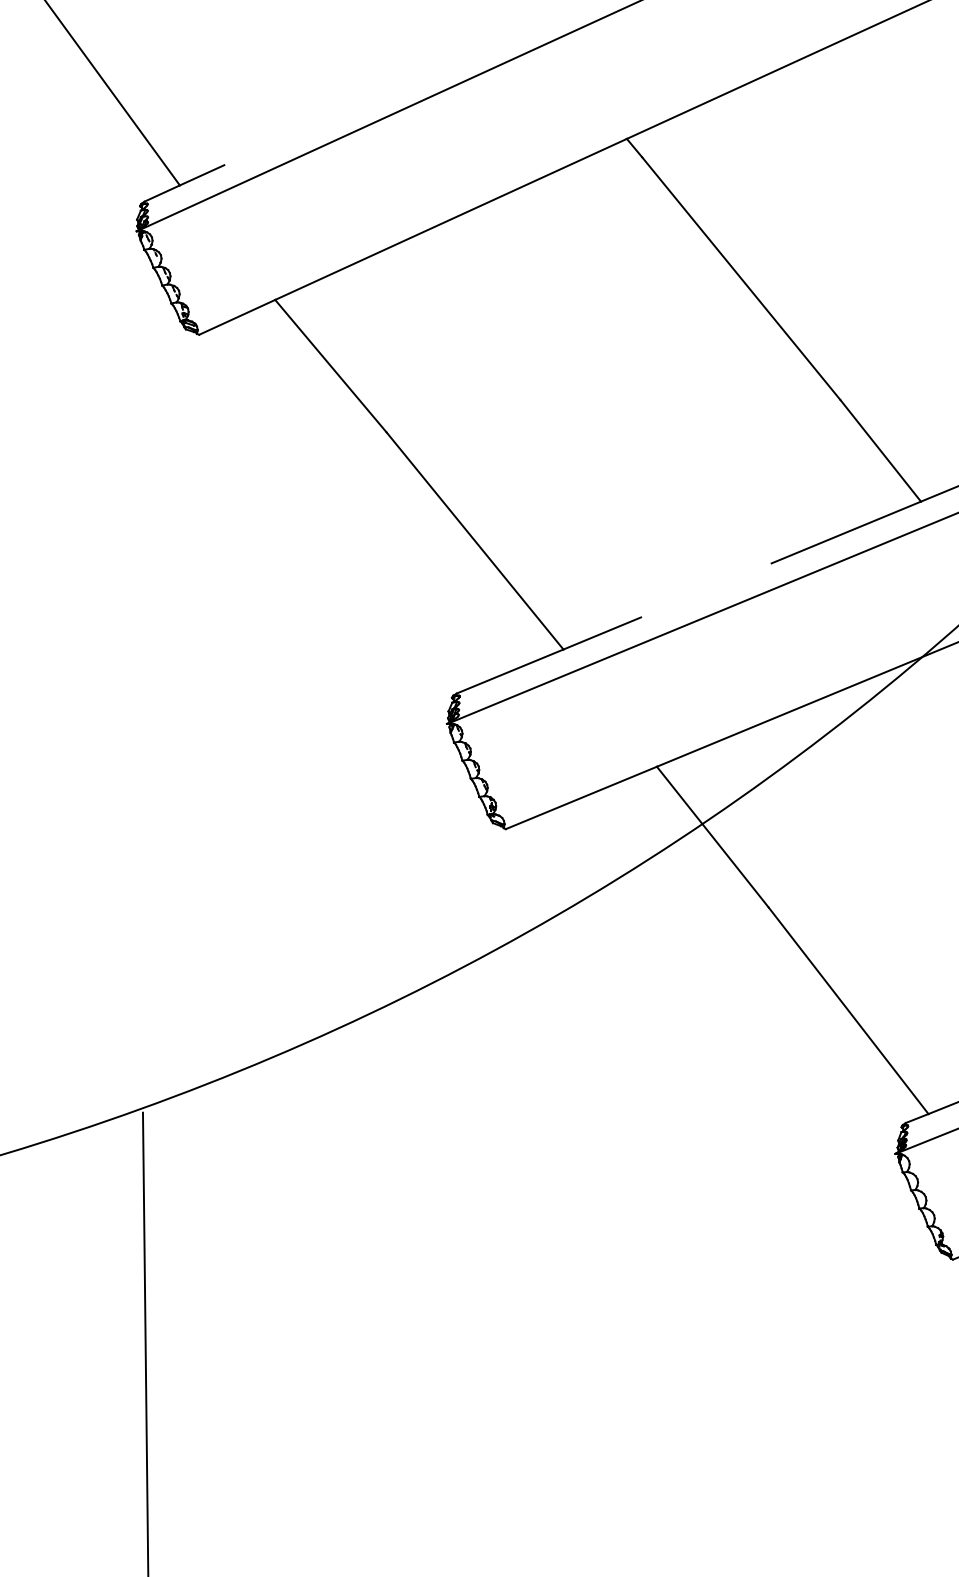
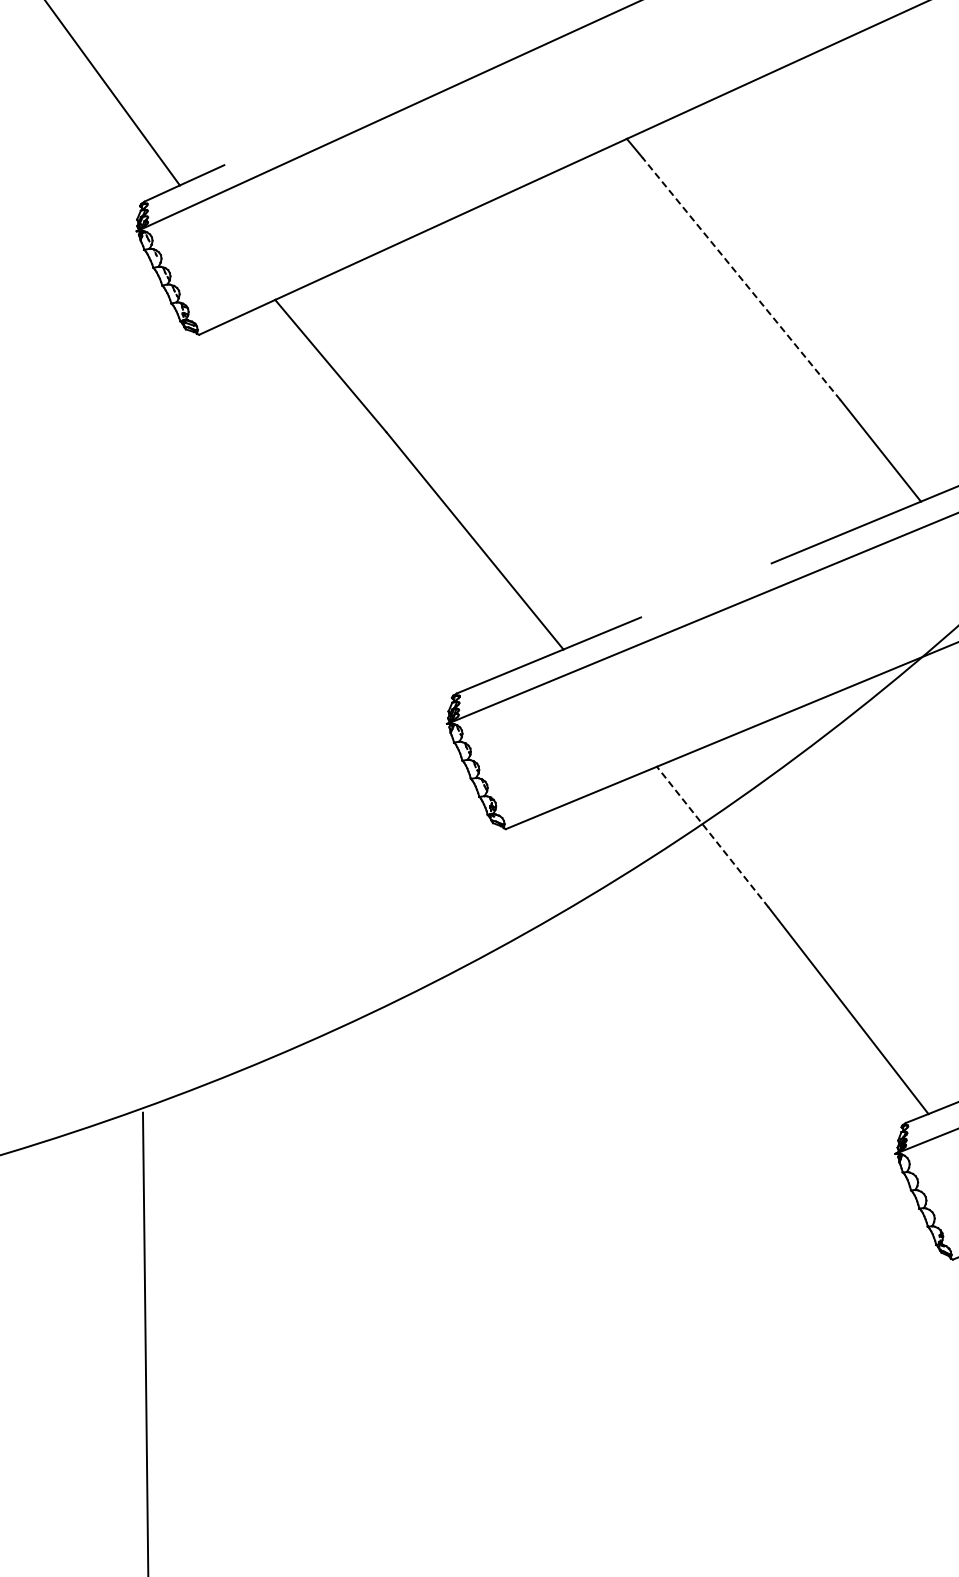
line: solid -> dashed (741, 278)
line: solid -> dashed (712, 837)
